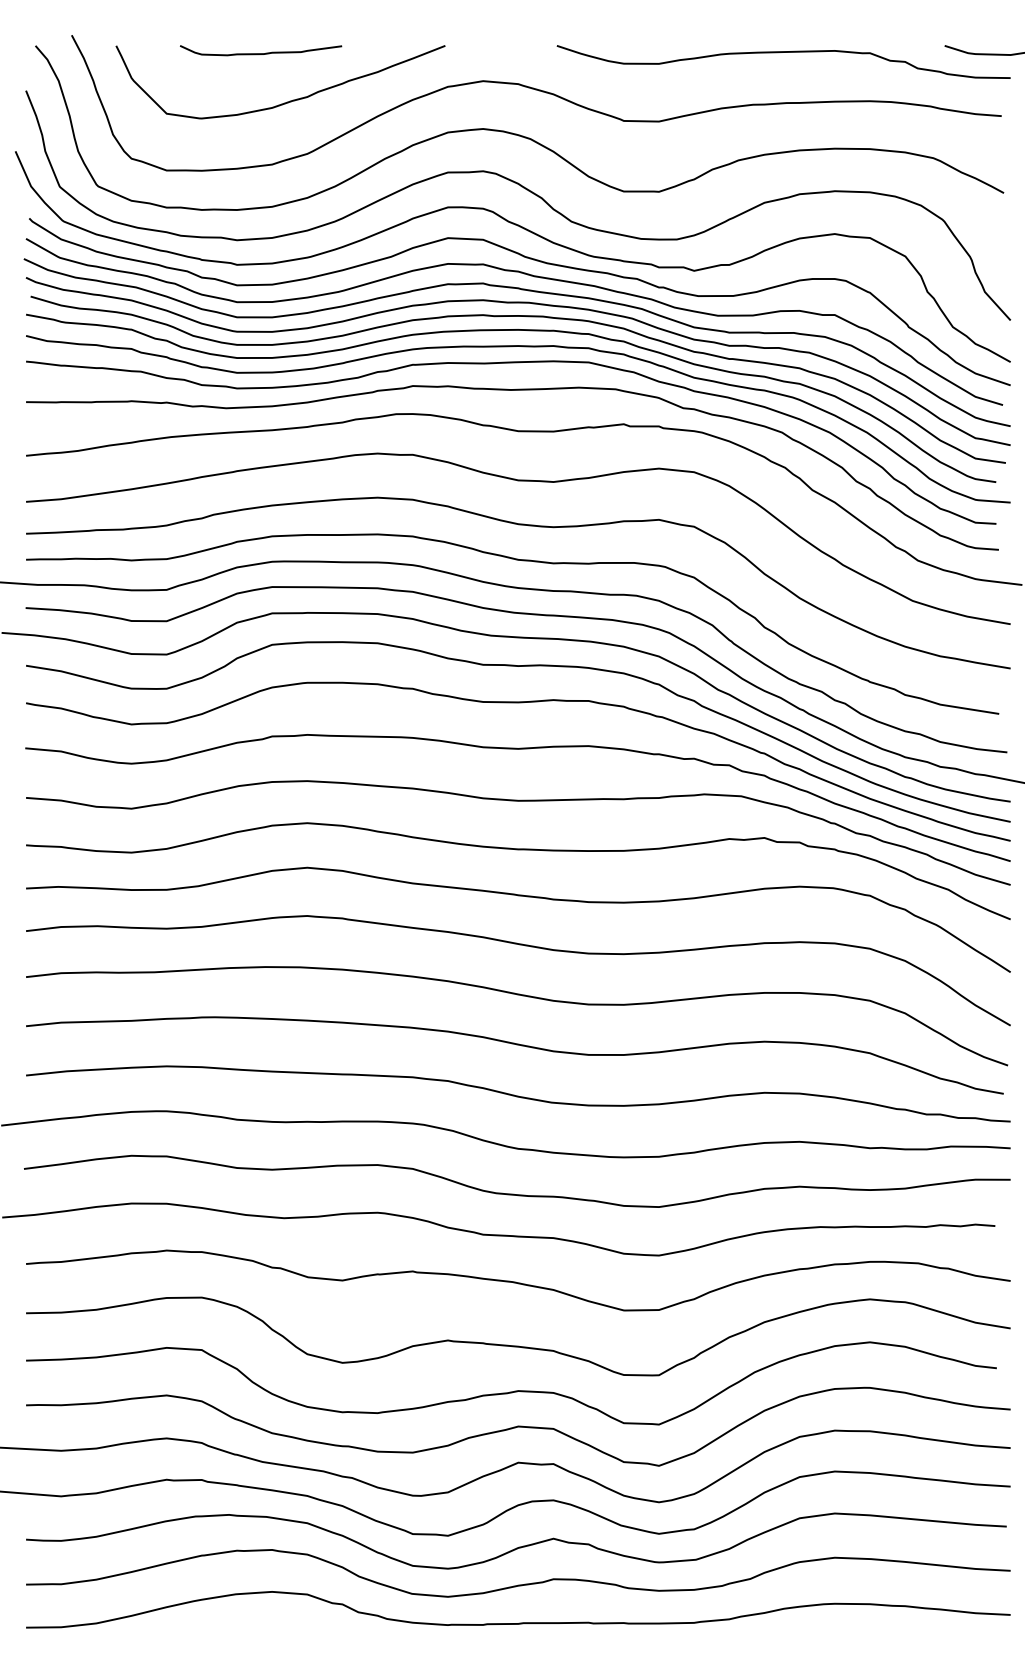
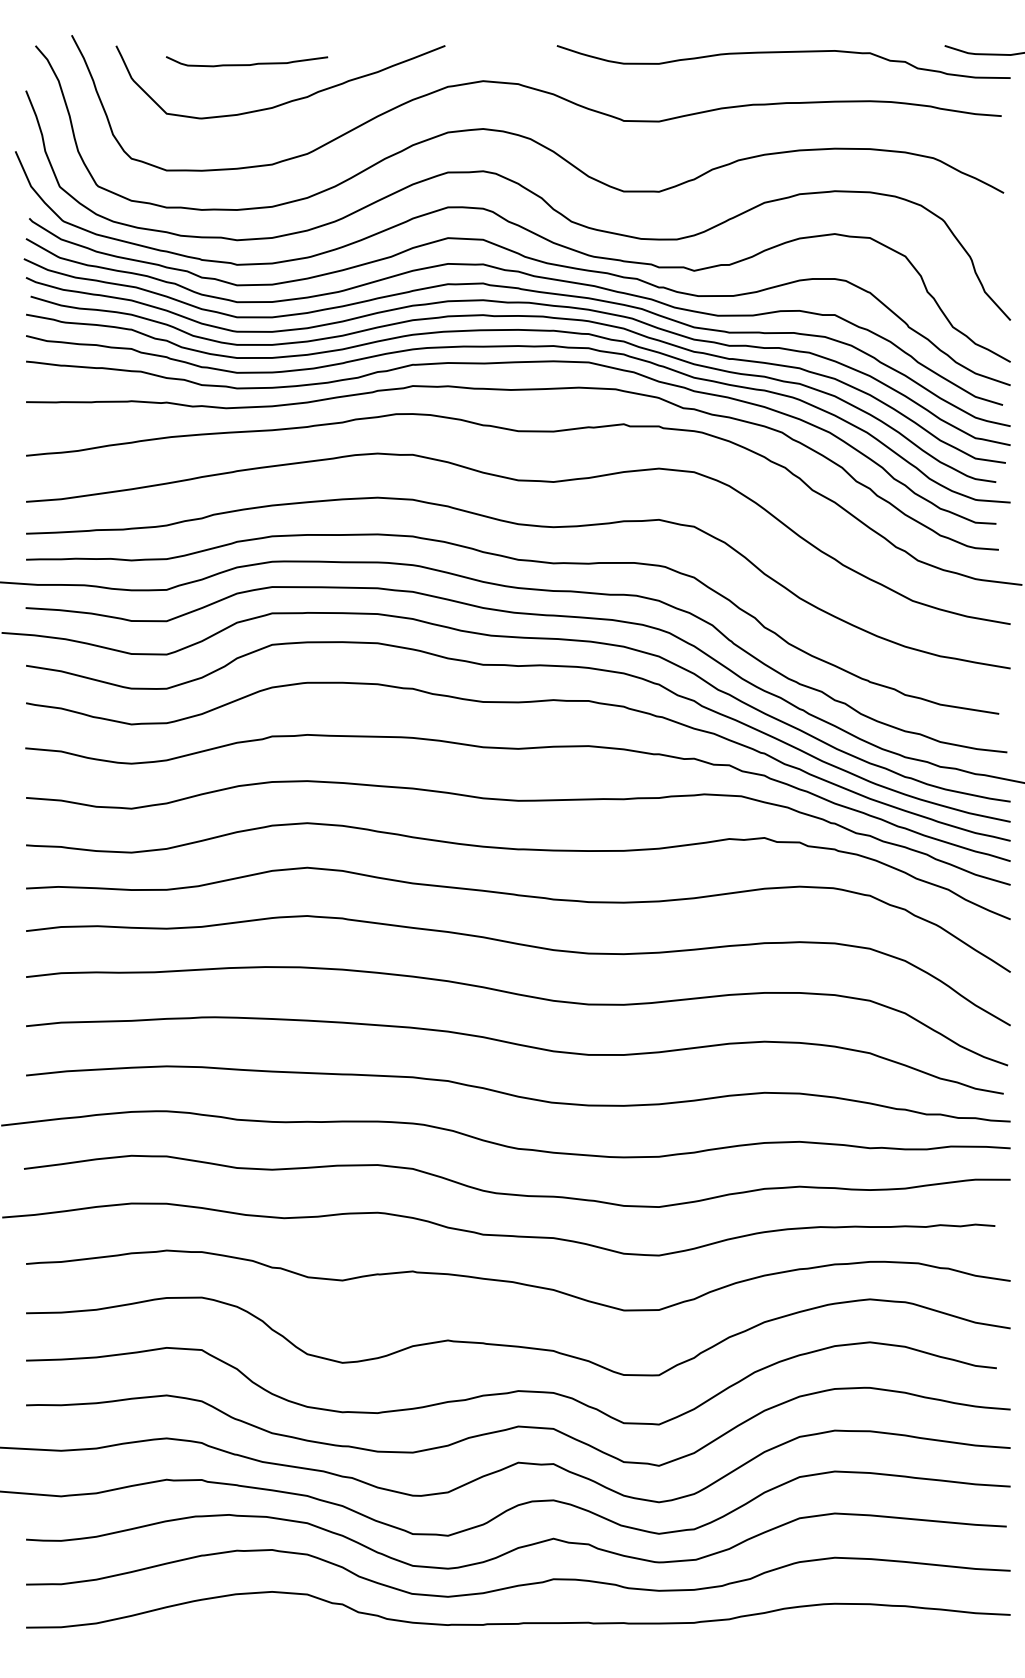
curve position: (261, 53) -> (247, 64) (247, 64)
